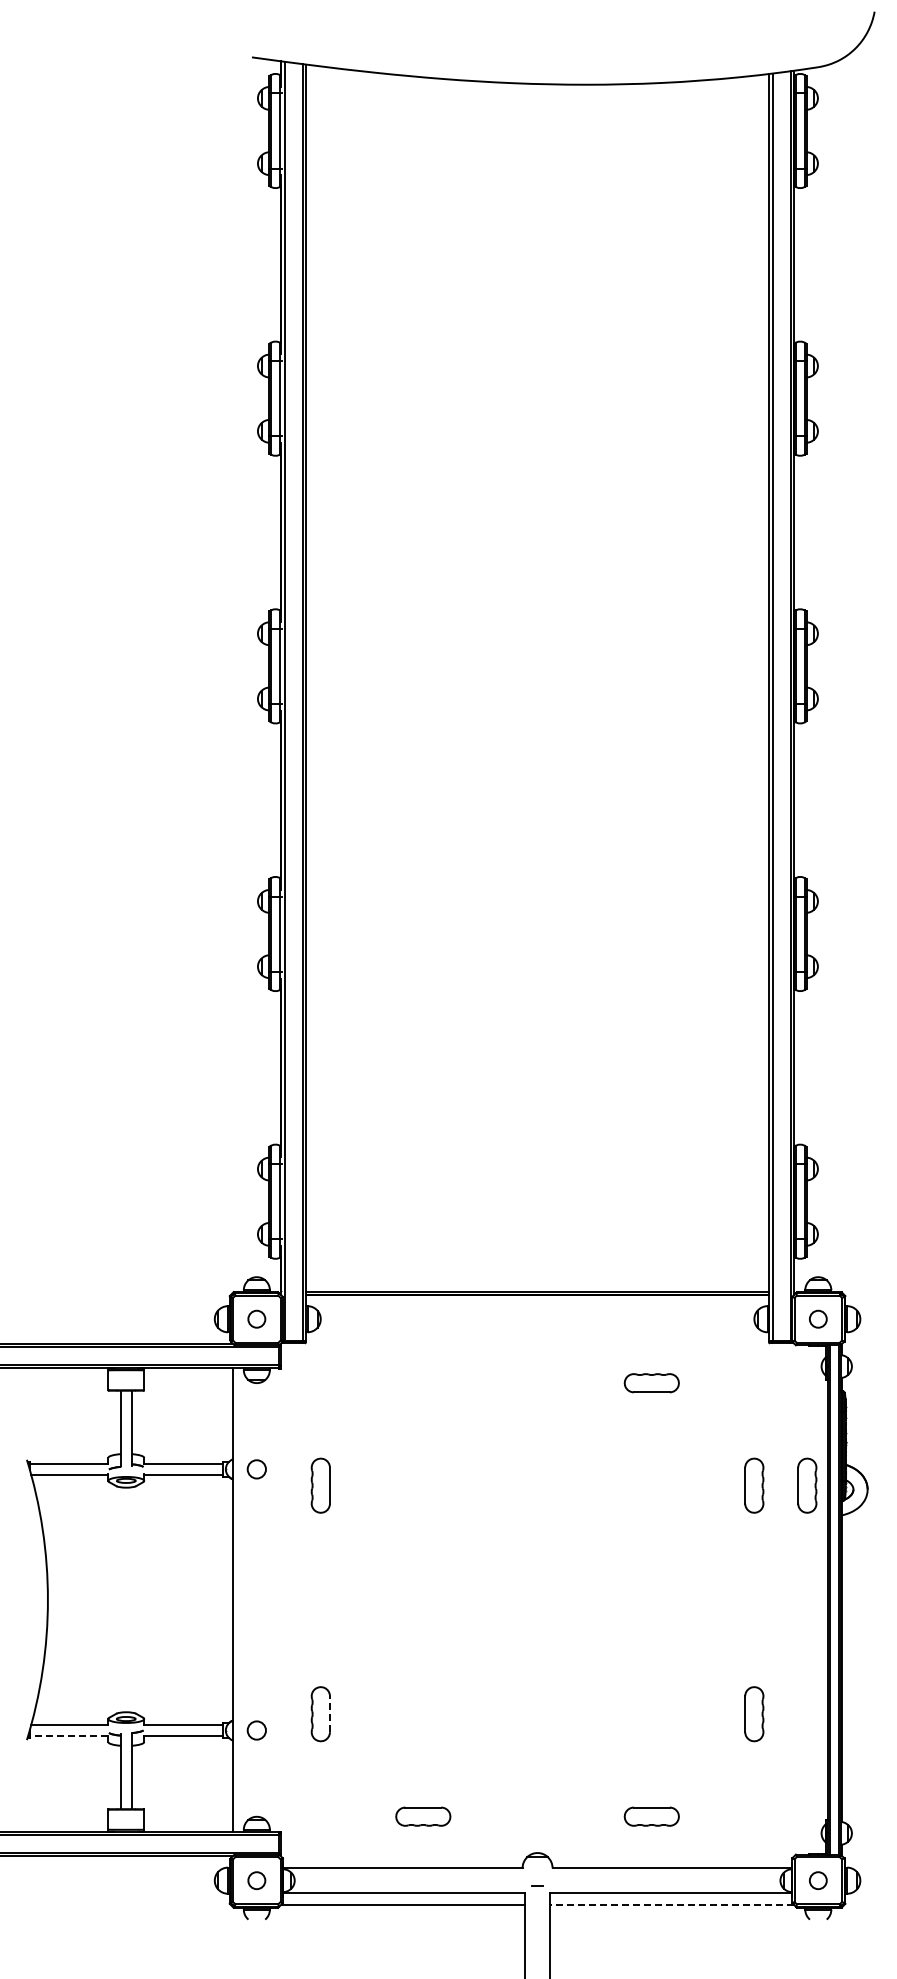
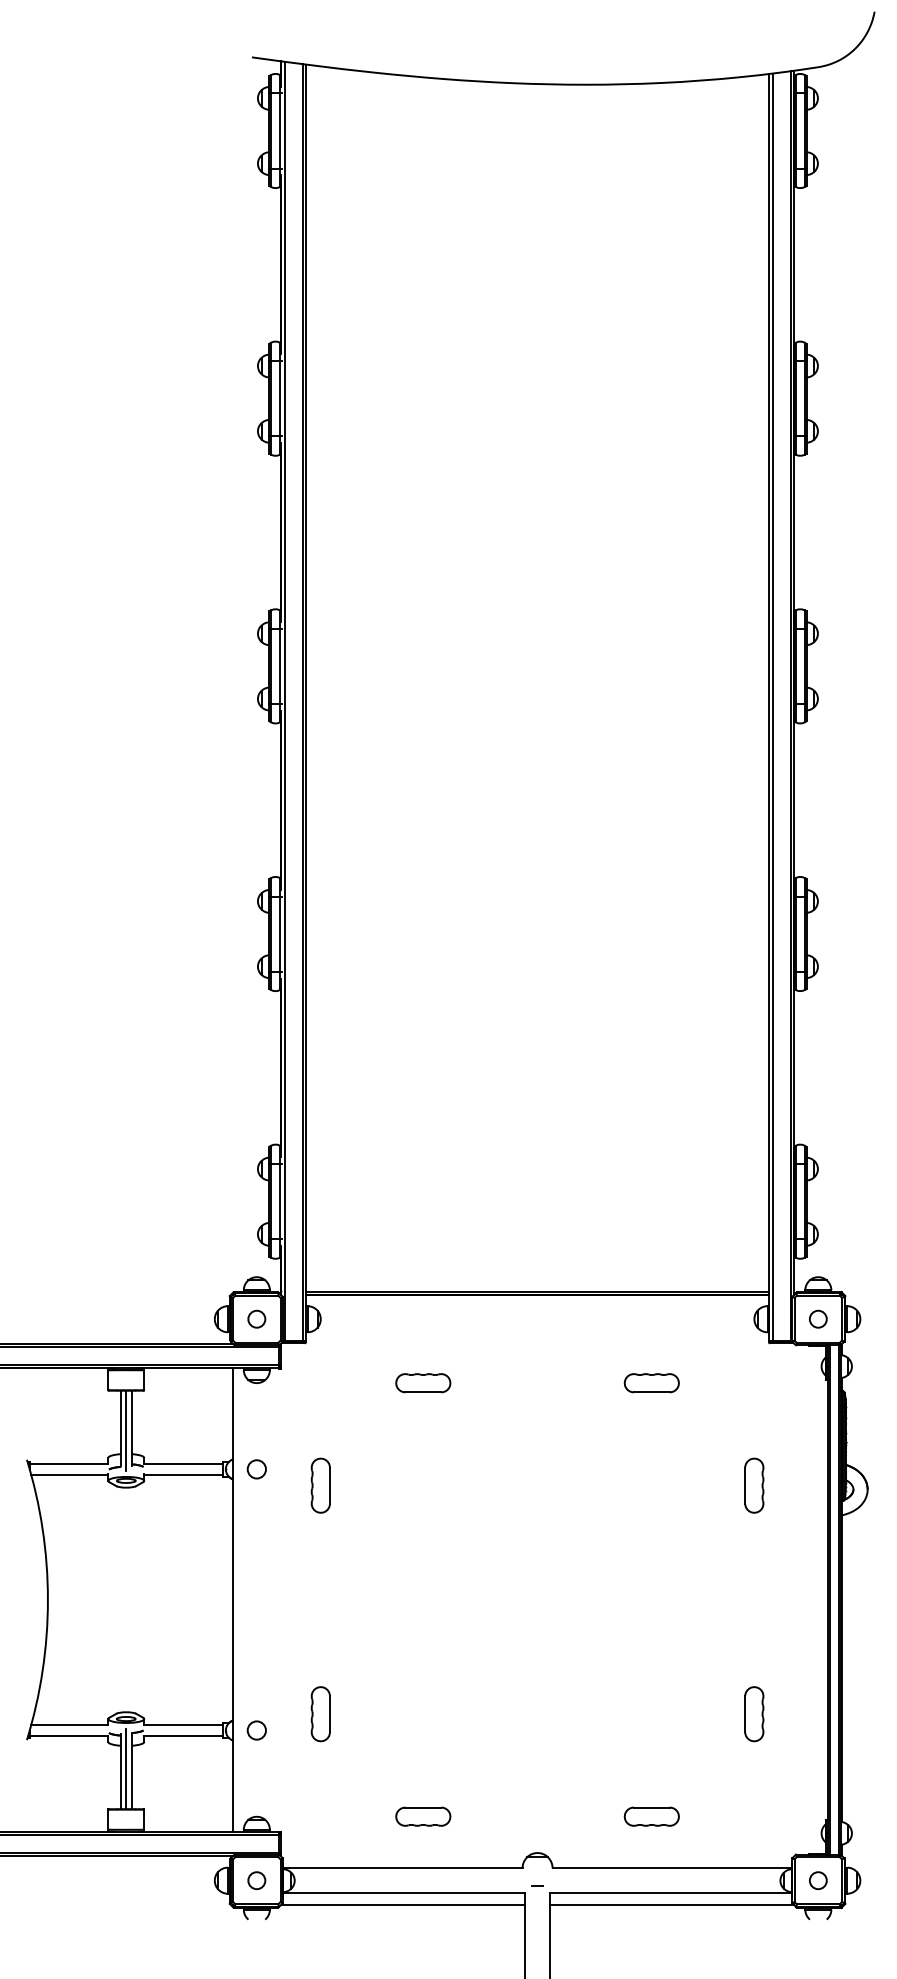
part: none -> present (423, 1383)
line: none -> present (126, 1430)
part: present -> none (807, 1485)
line: dashed -> solid (329, 1714)
line: dashed -> solid (68, 1735)
line: none -> present (126, 1769)
line: dashed -> solid (671, 1904)
